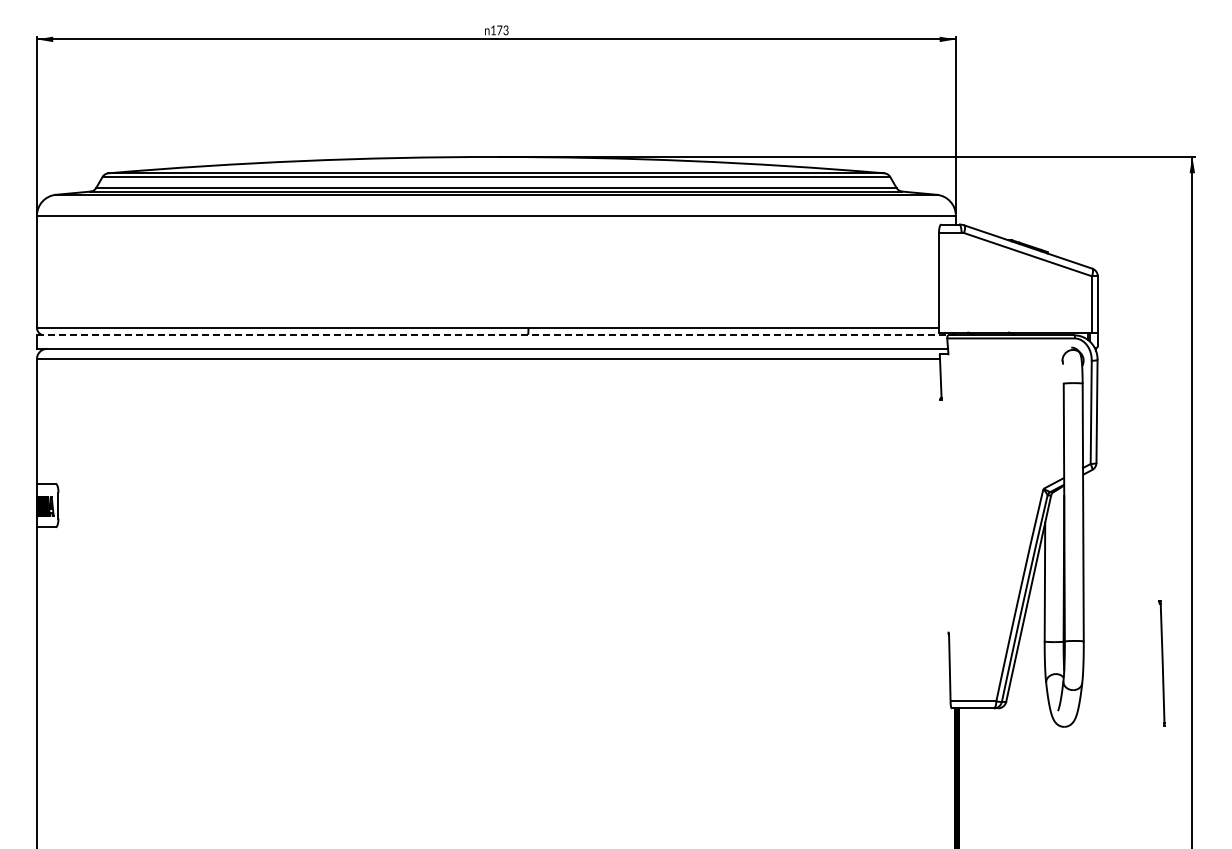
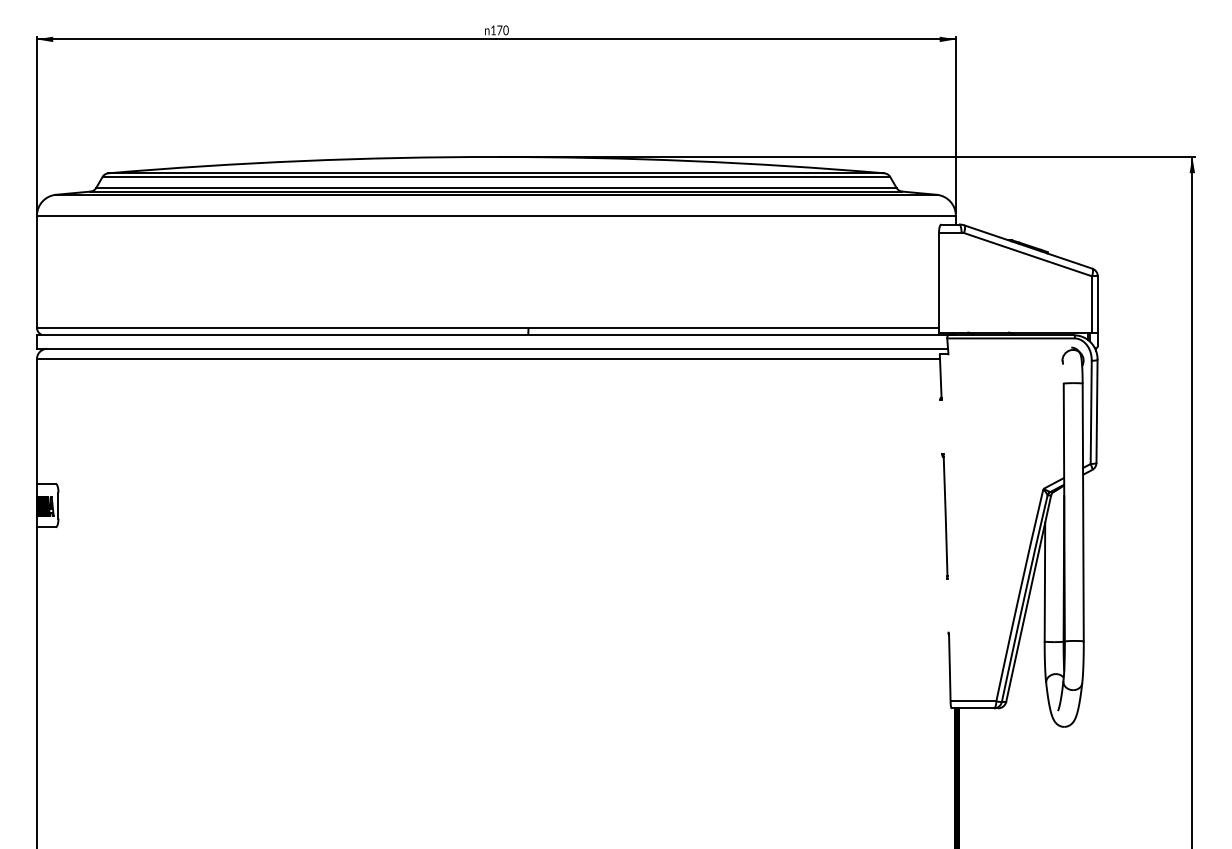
text: 173 -> 170 (505, 31)
line: dashed -> solid (496, 334)
part position: (1161, 663) -> (944, 516) (944, 516)
